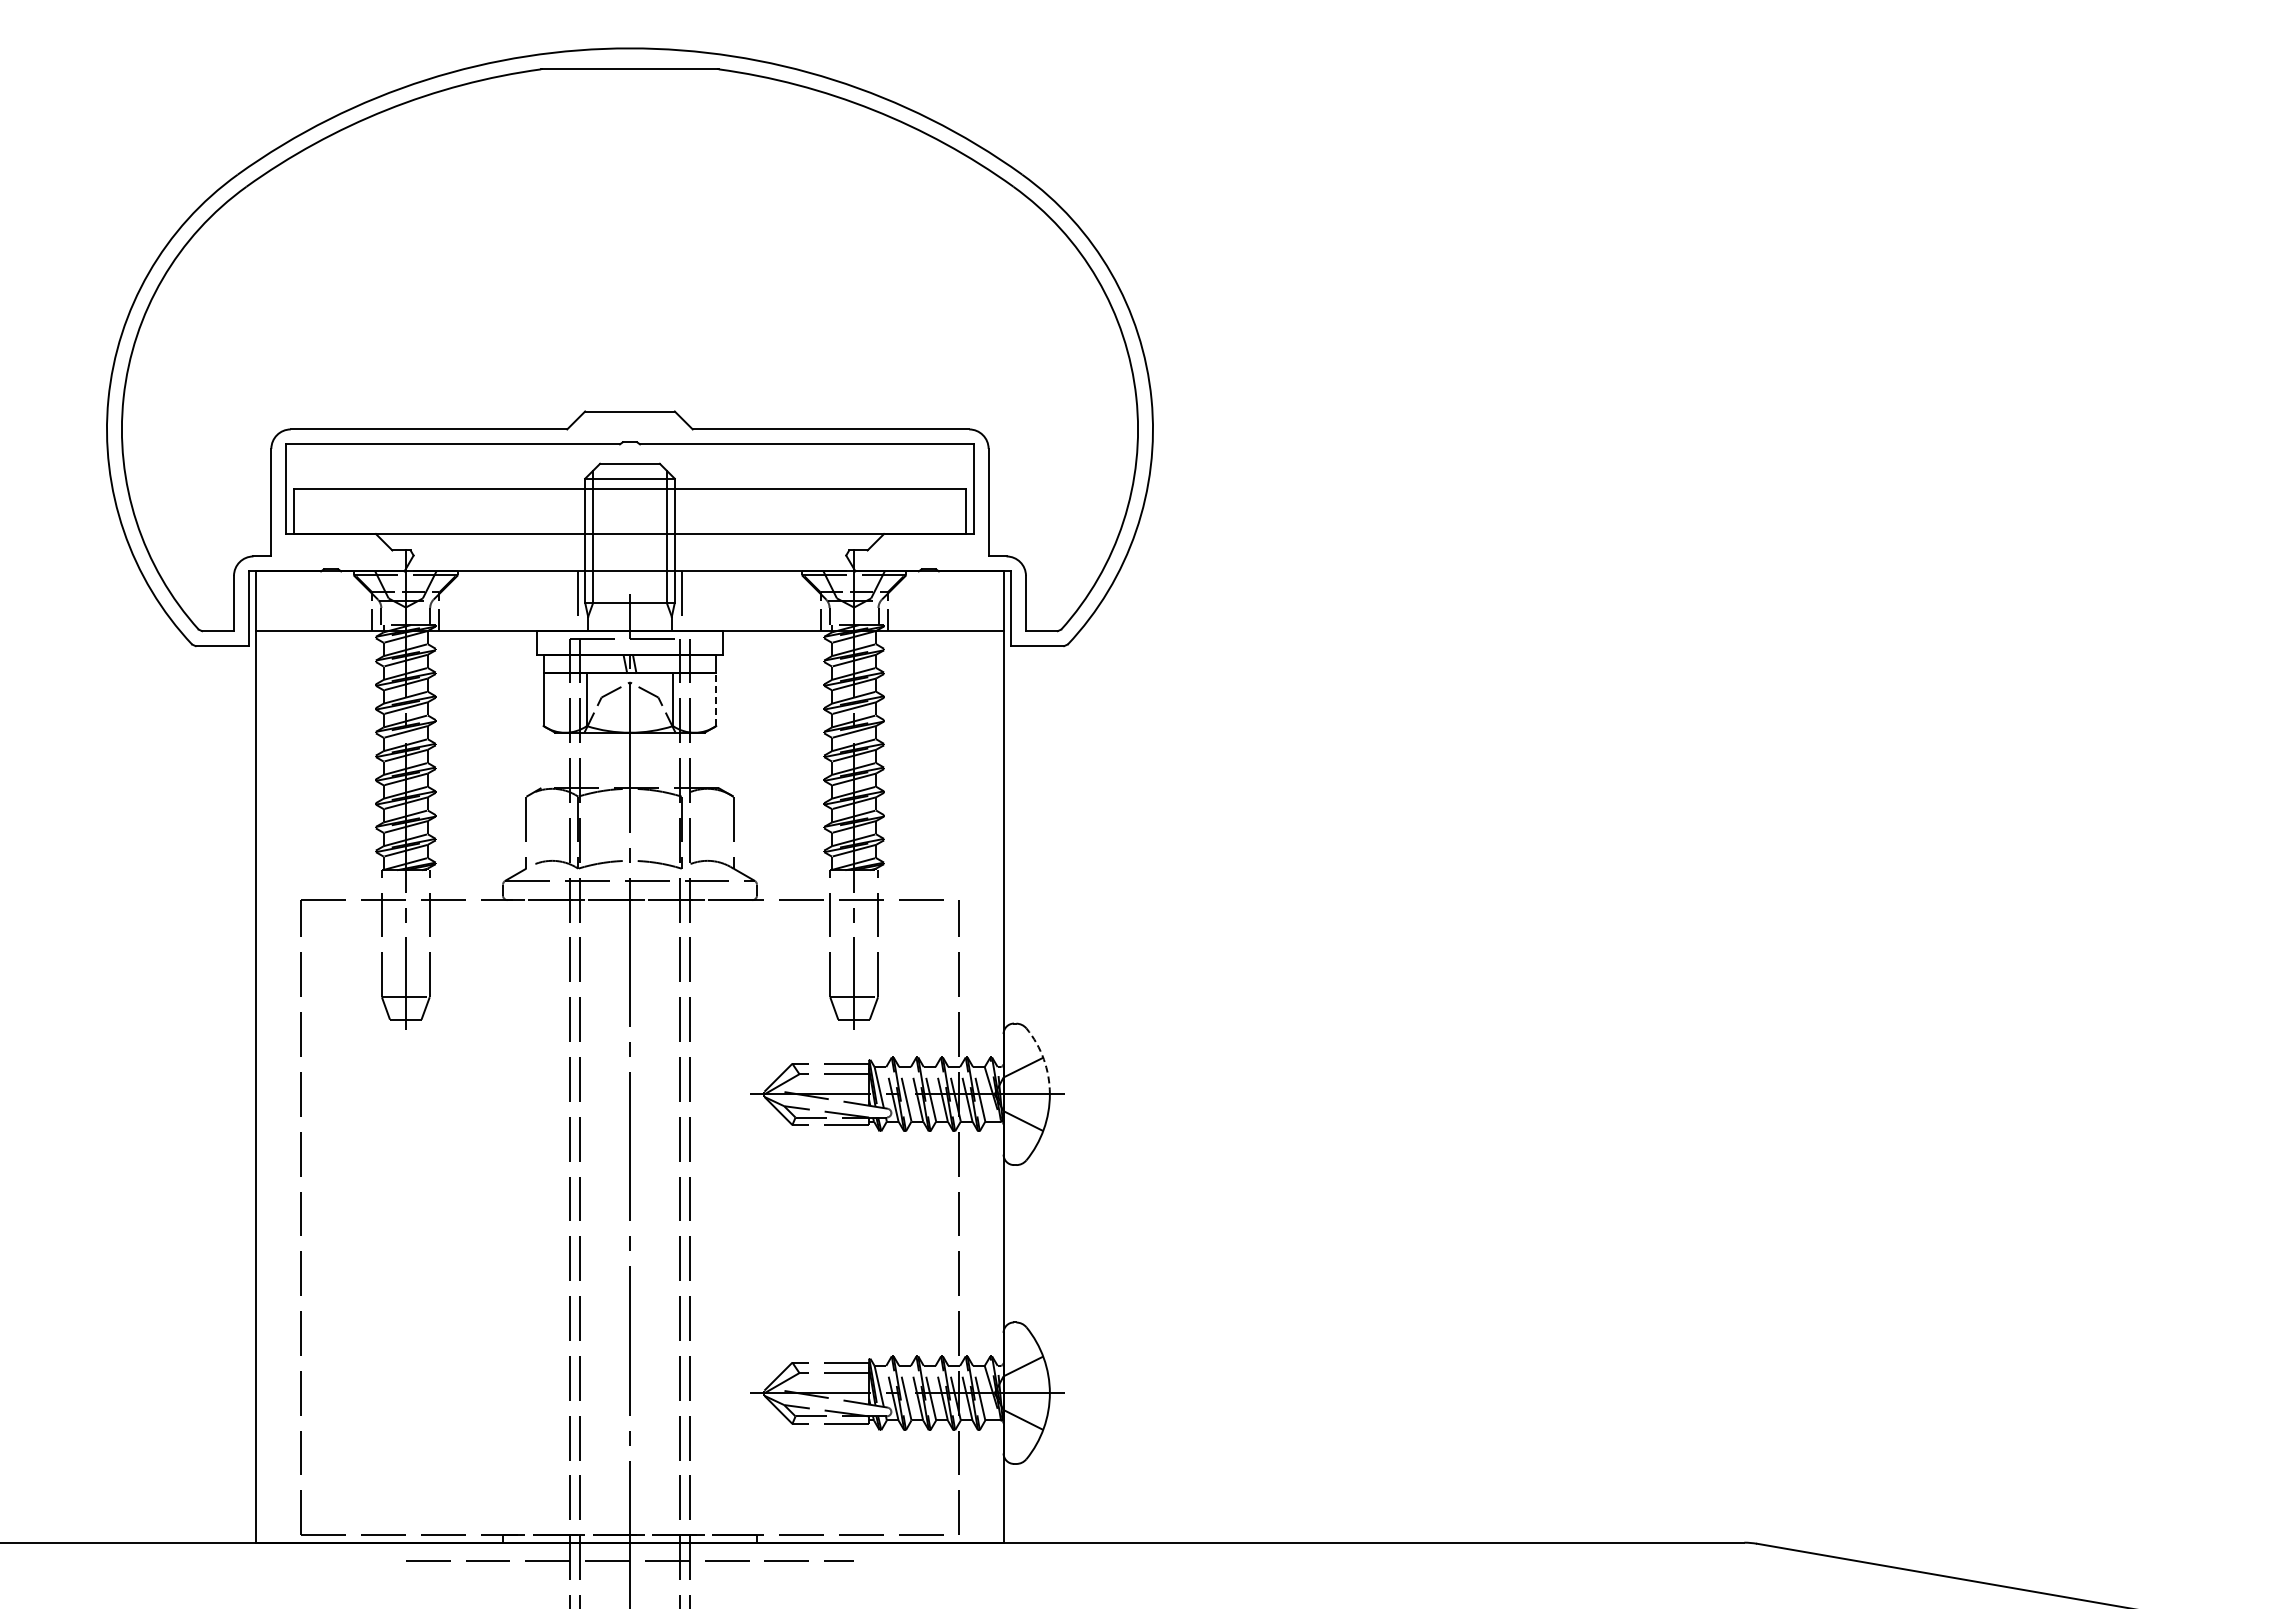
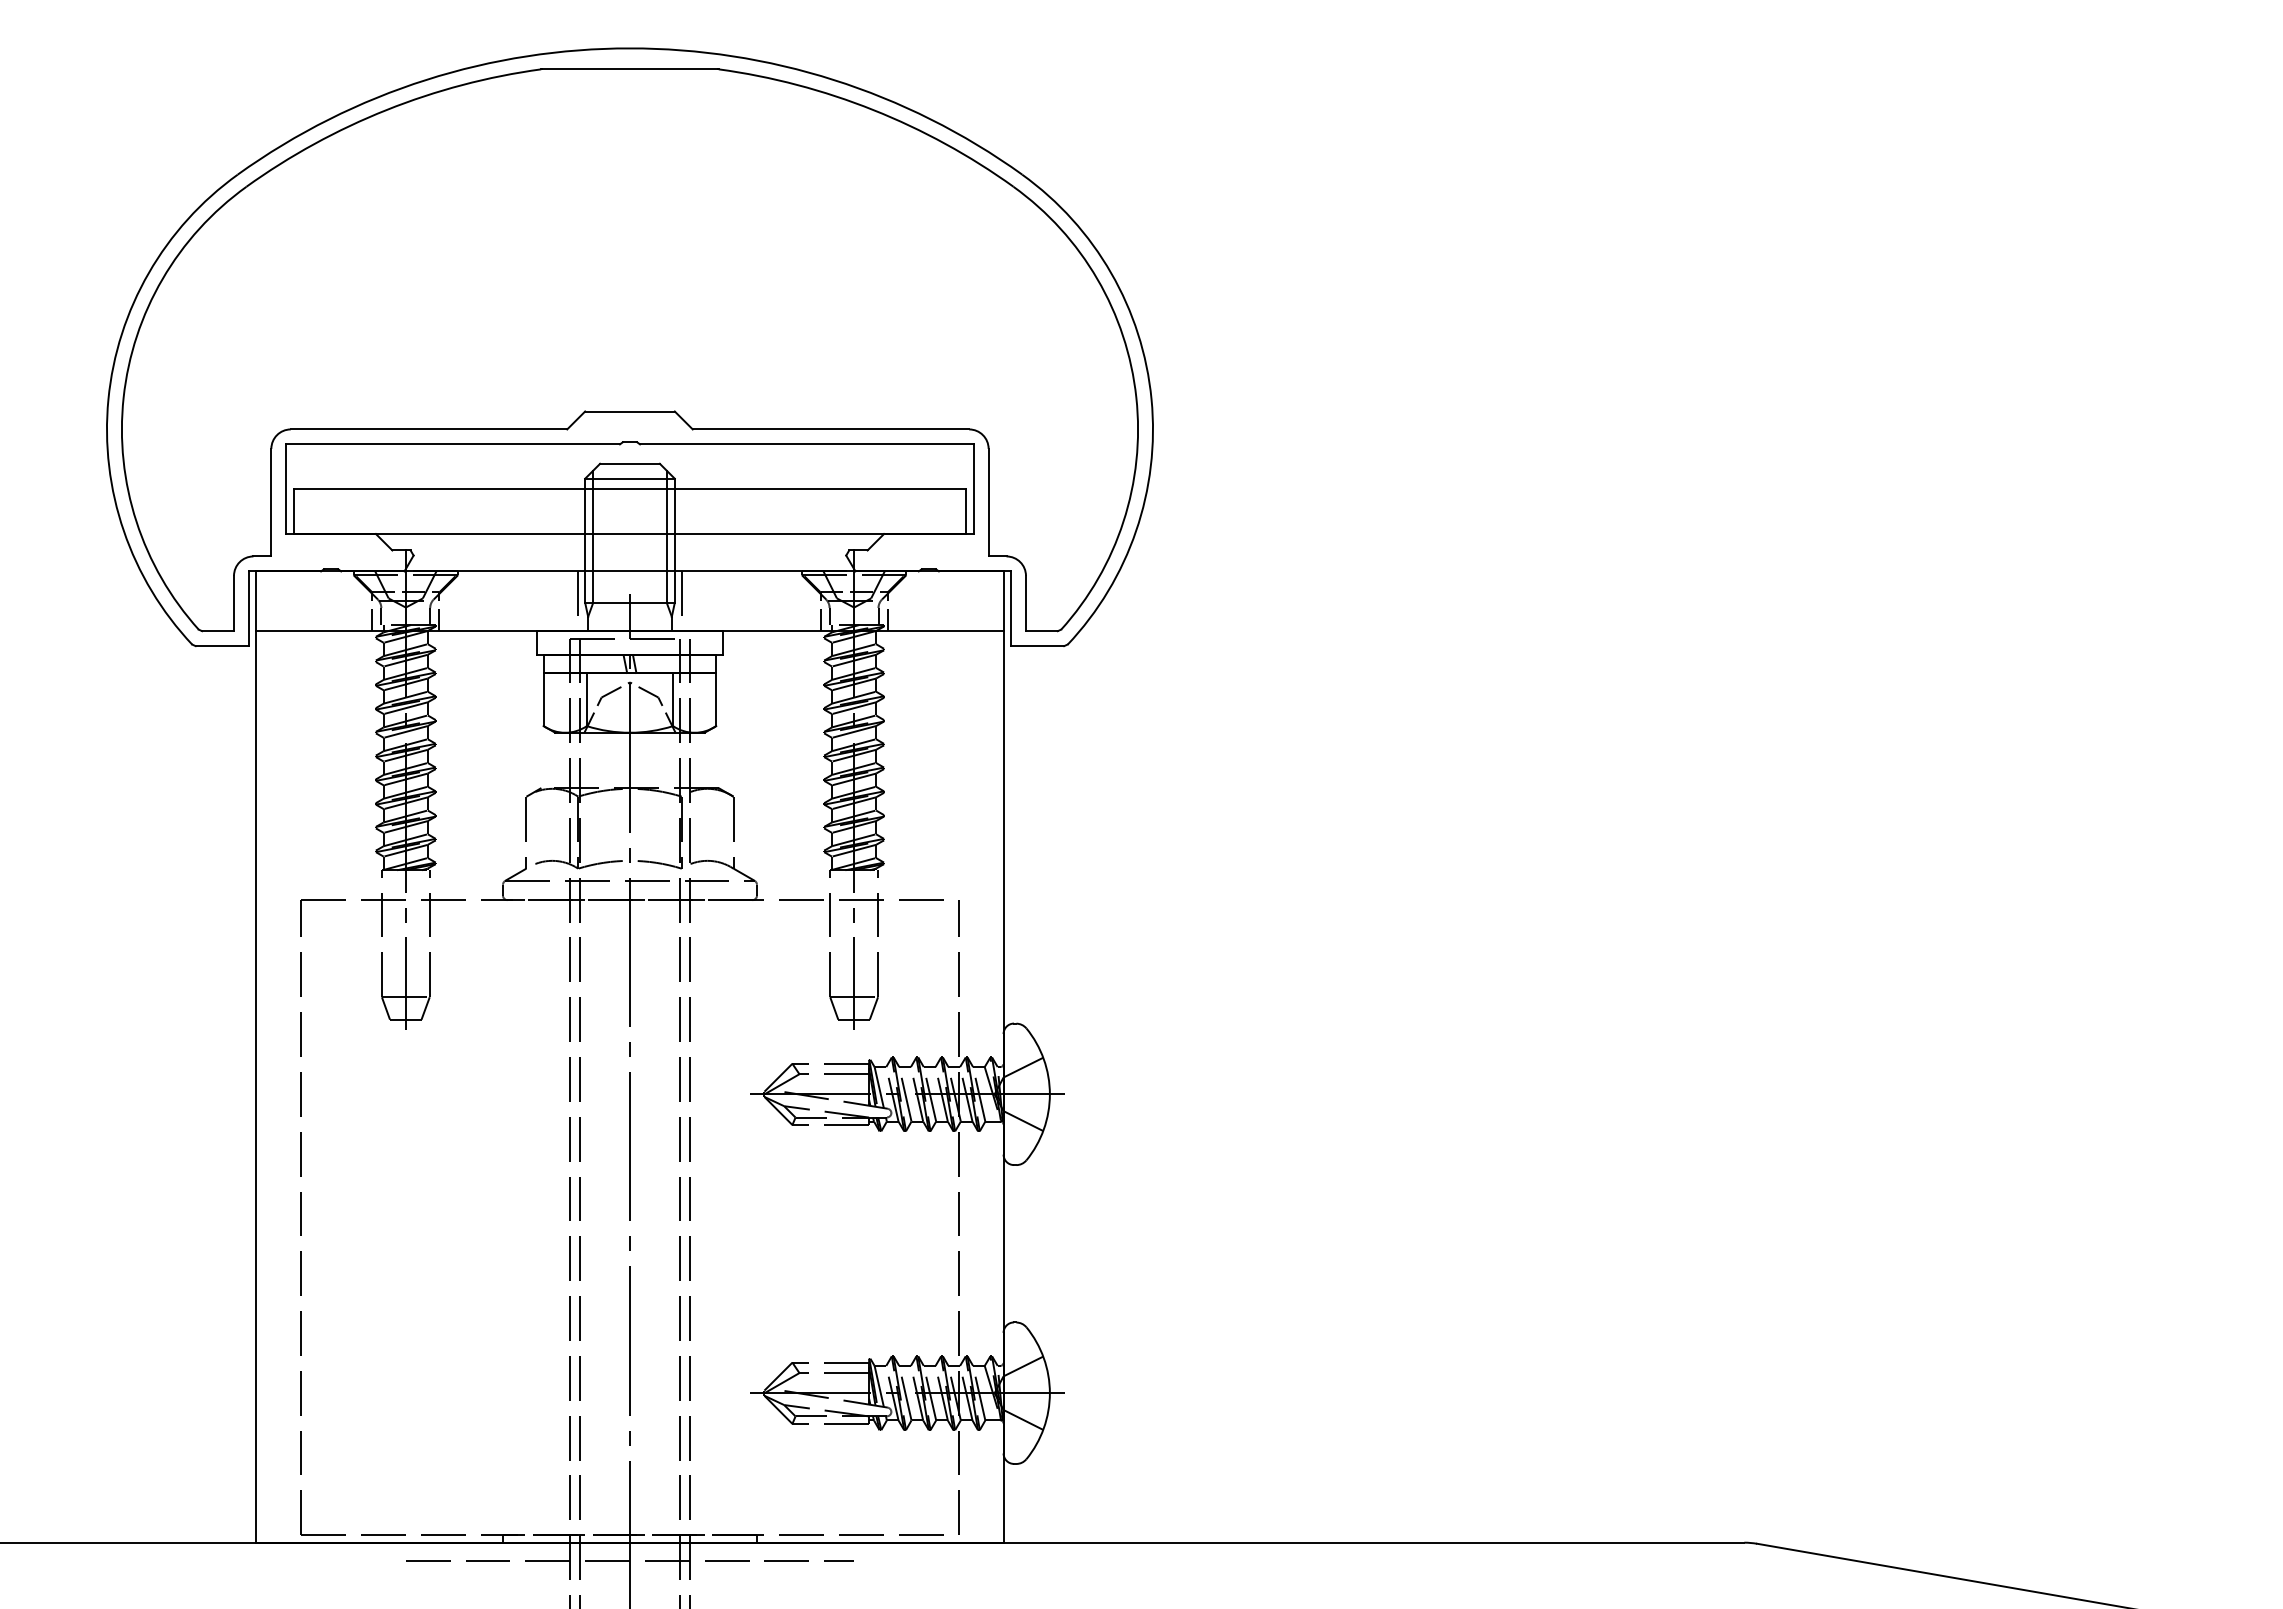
line: dashed -> solid (716, 699)
arc: dashed -> solid (1043, 1059)
